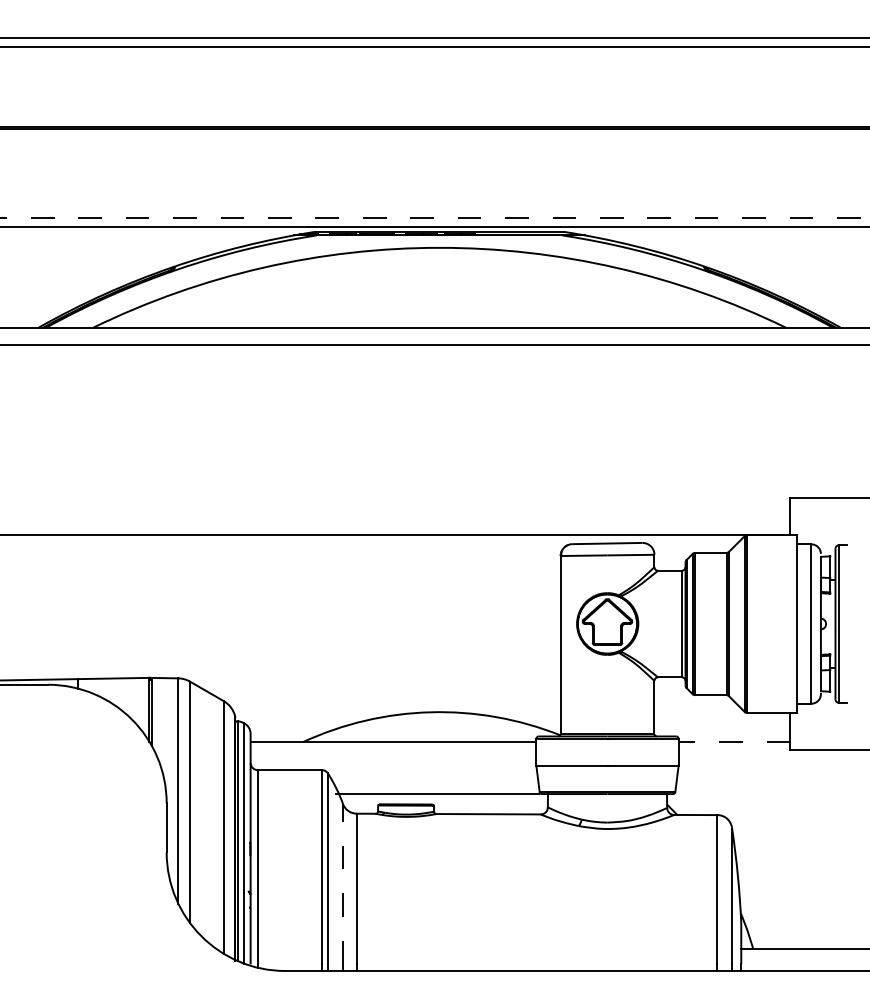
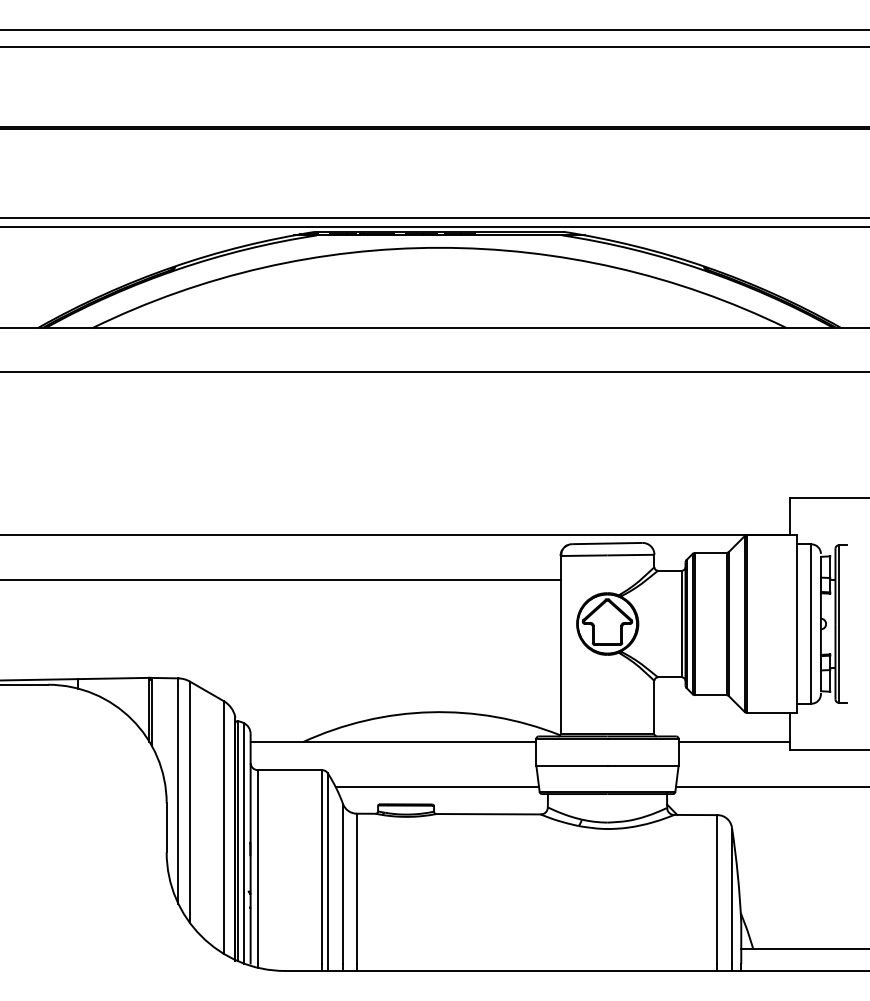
line position: (434, 38) -> (434, 30) (434, 30)
line: dashed -> solid (434, 218)
line position: (434, 345) -> (434, 372) (434, 372)
line: none -> present (281, 579)
line: dashed -> solid (734, 742)
line: none -> present (771, 786)
line position: (437, 793) -> (437, 786) (437, 786)
line: dashed -> solid (343, 883)
